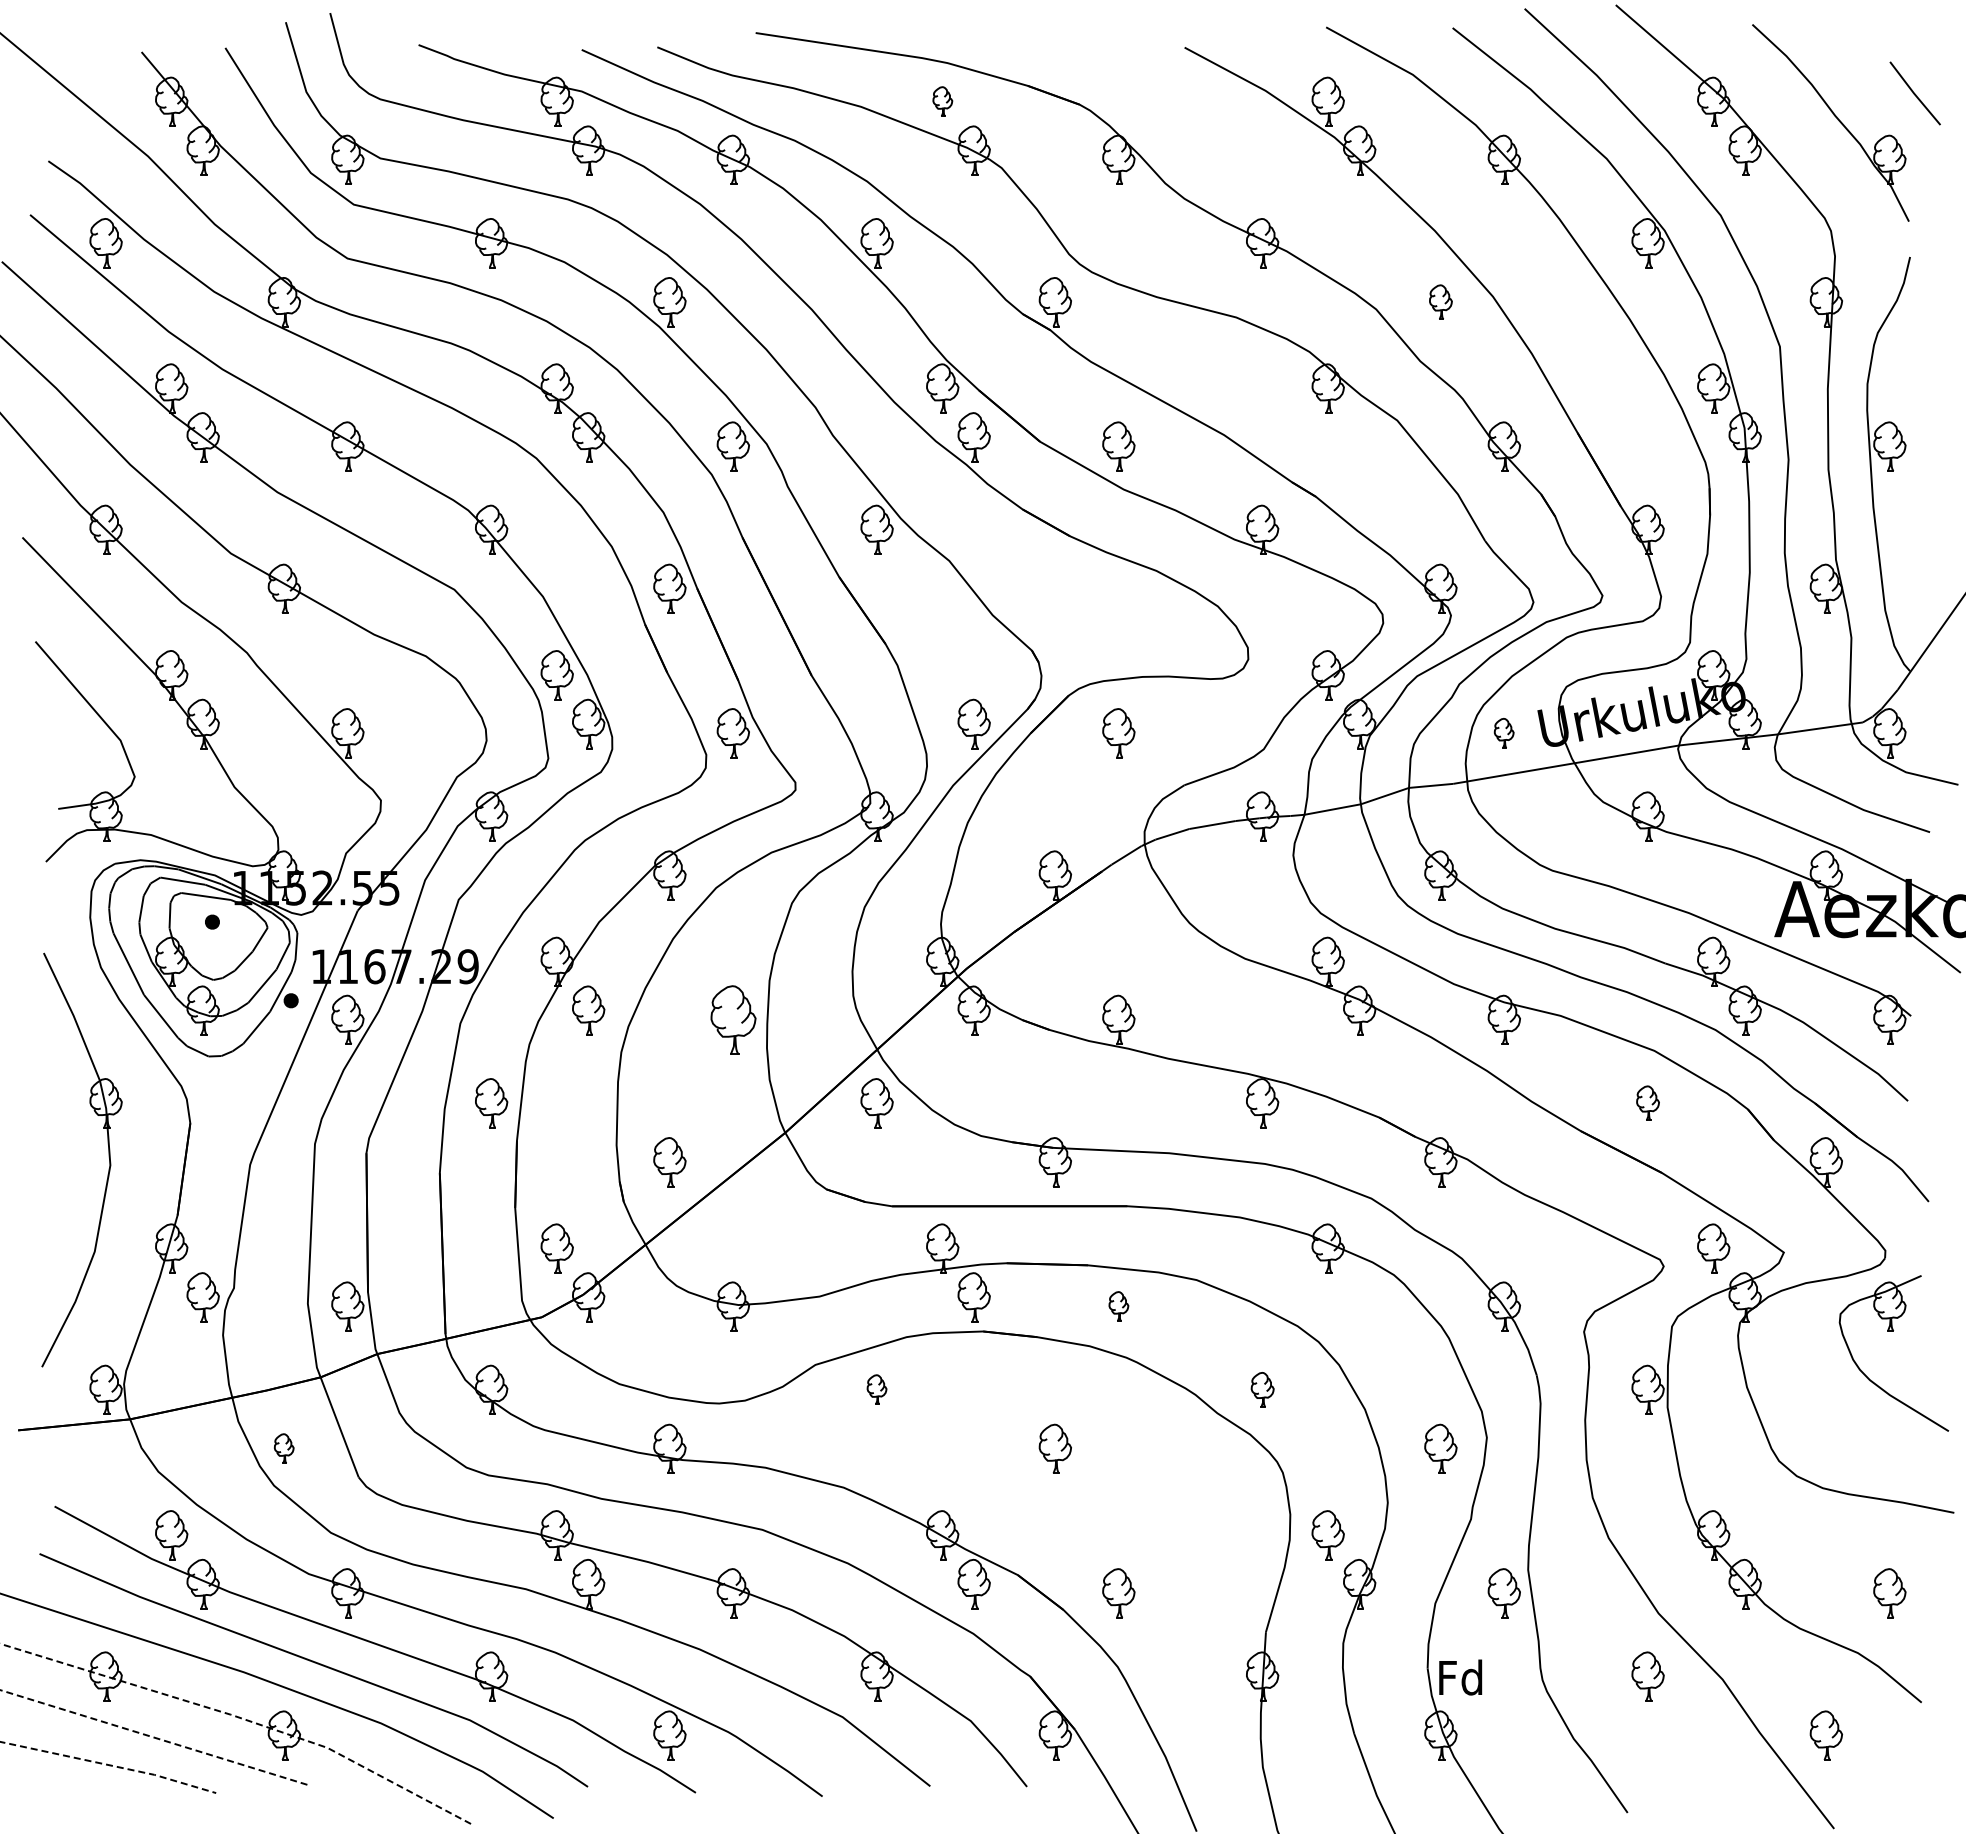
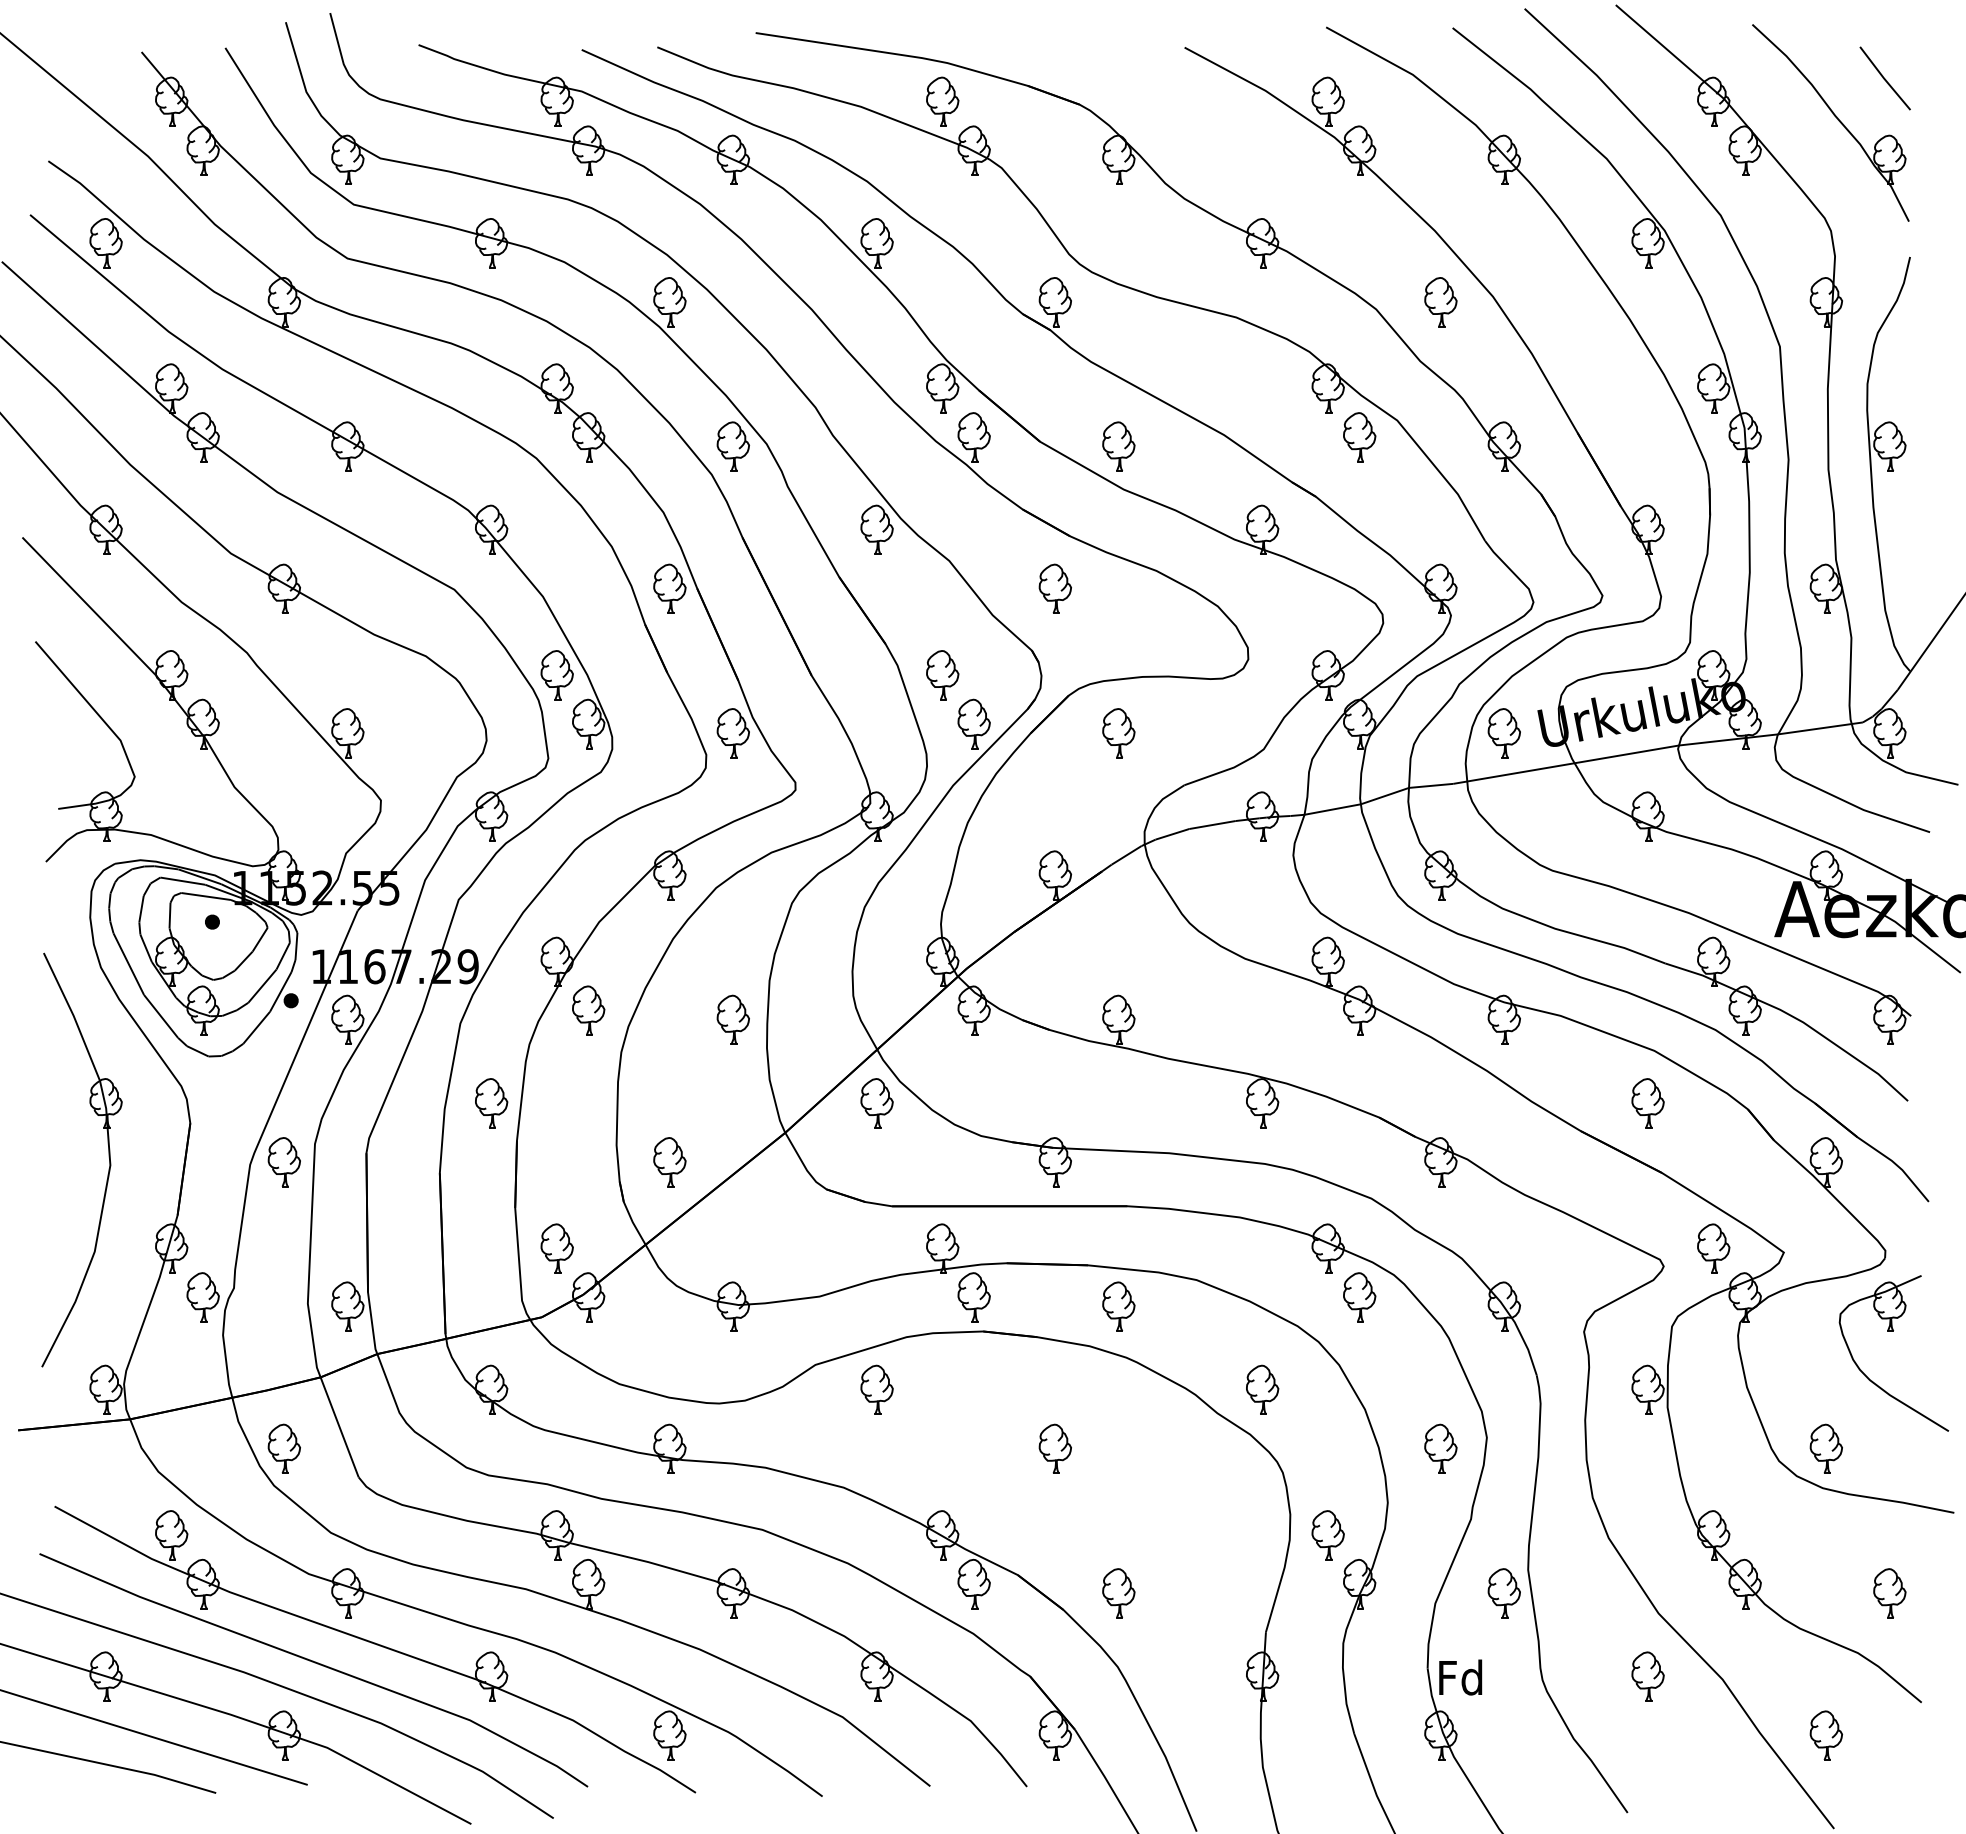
line position: (1914, 93) -> (1884, 78) (1884, 78)
part size: 22x31 px -> 34x51 px (942, 101)
part size: 24x36 px -> 34x51 px (1440, 302)
part: none -> present (1359, 437)
part: none -> present (1054, 588)
part: none -> present (942, 675)
part size: 22x31 px -> 34x51 px (1503, 733)
part size: 47x70 px -> 34x51 px (732, 1019)
part size: 24x36 px -> 34x51 px (1647, 1103)
part: none -> present (283, 1162)
part: none -> present (1359, 1297)
part size: 22x31 px -> 34x51 px (1118, 1306)
part size: 22x31 px -> 34x51 px (876, 1389)
part size: 25x36 px -> 34x51 px (1262, 1389)
part size: 21x31 px -> 34x51 px (283, 1448)
part: none -> present (1825, 1448)
line: dashed -> solid (243, 1718)
line: dashed -> solid (154, 1737)
line: dashed -> solid (109, 1765)
